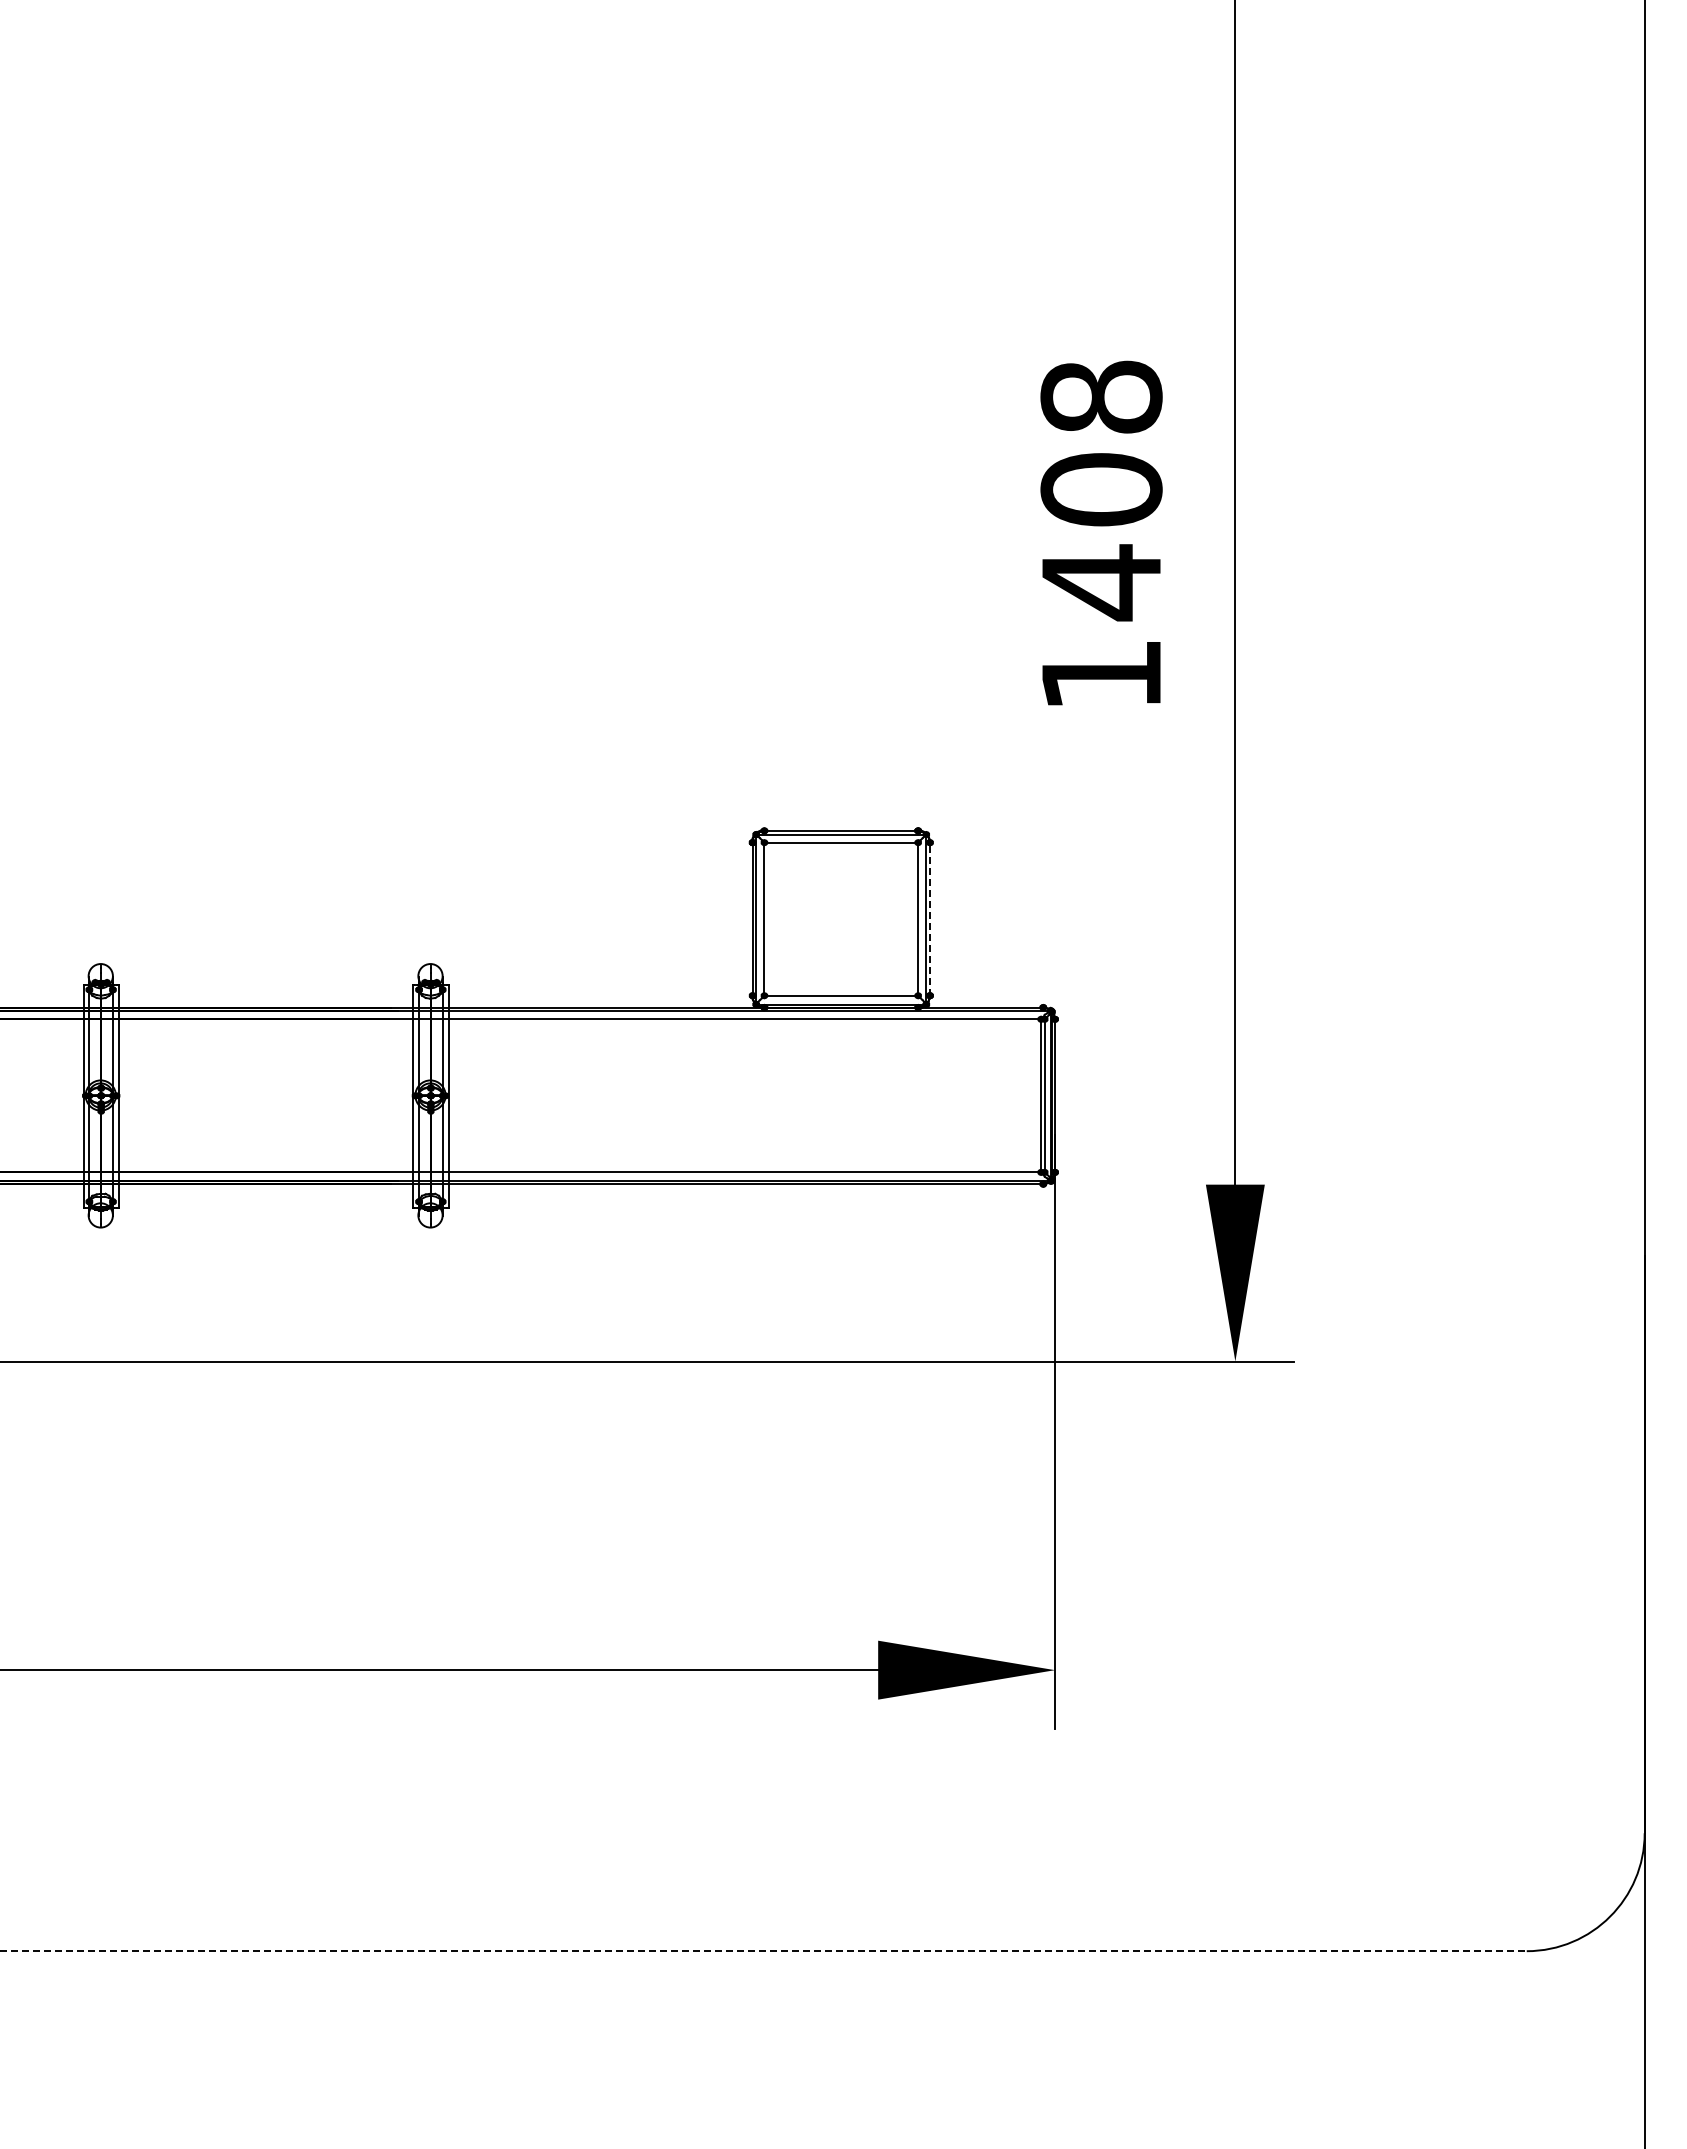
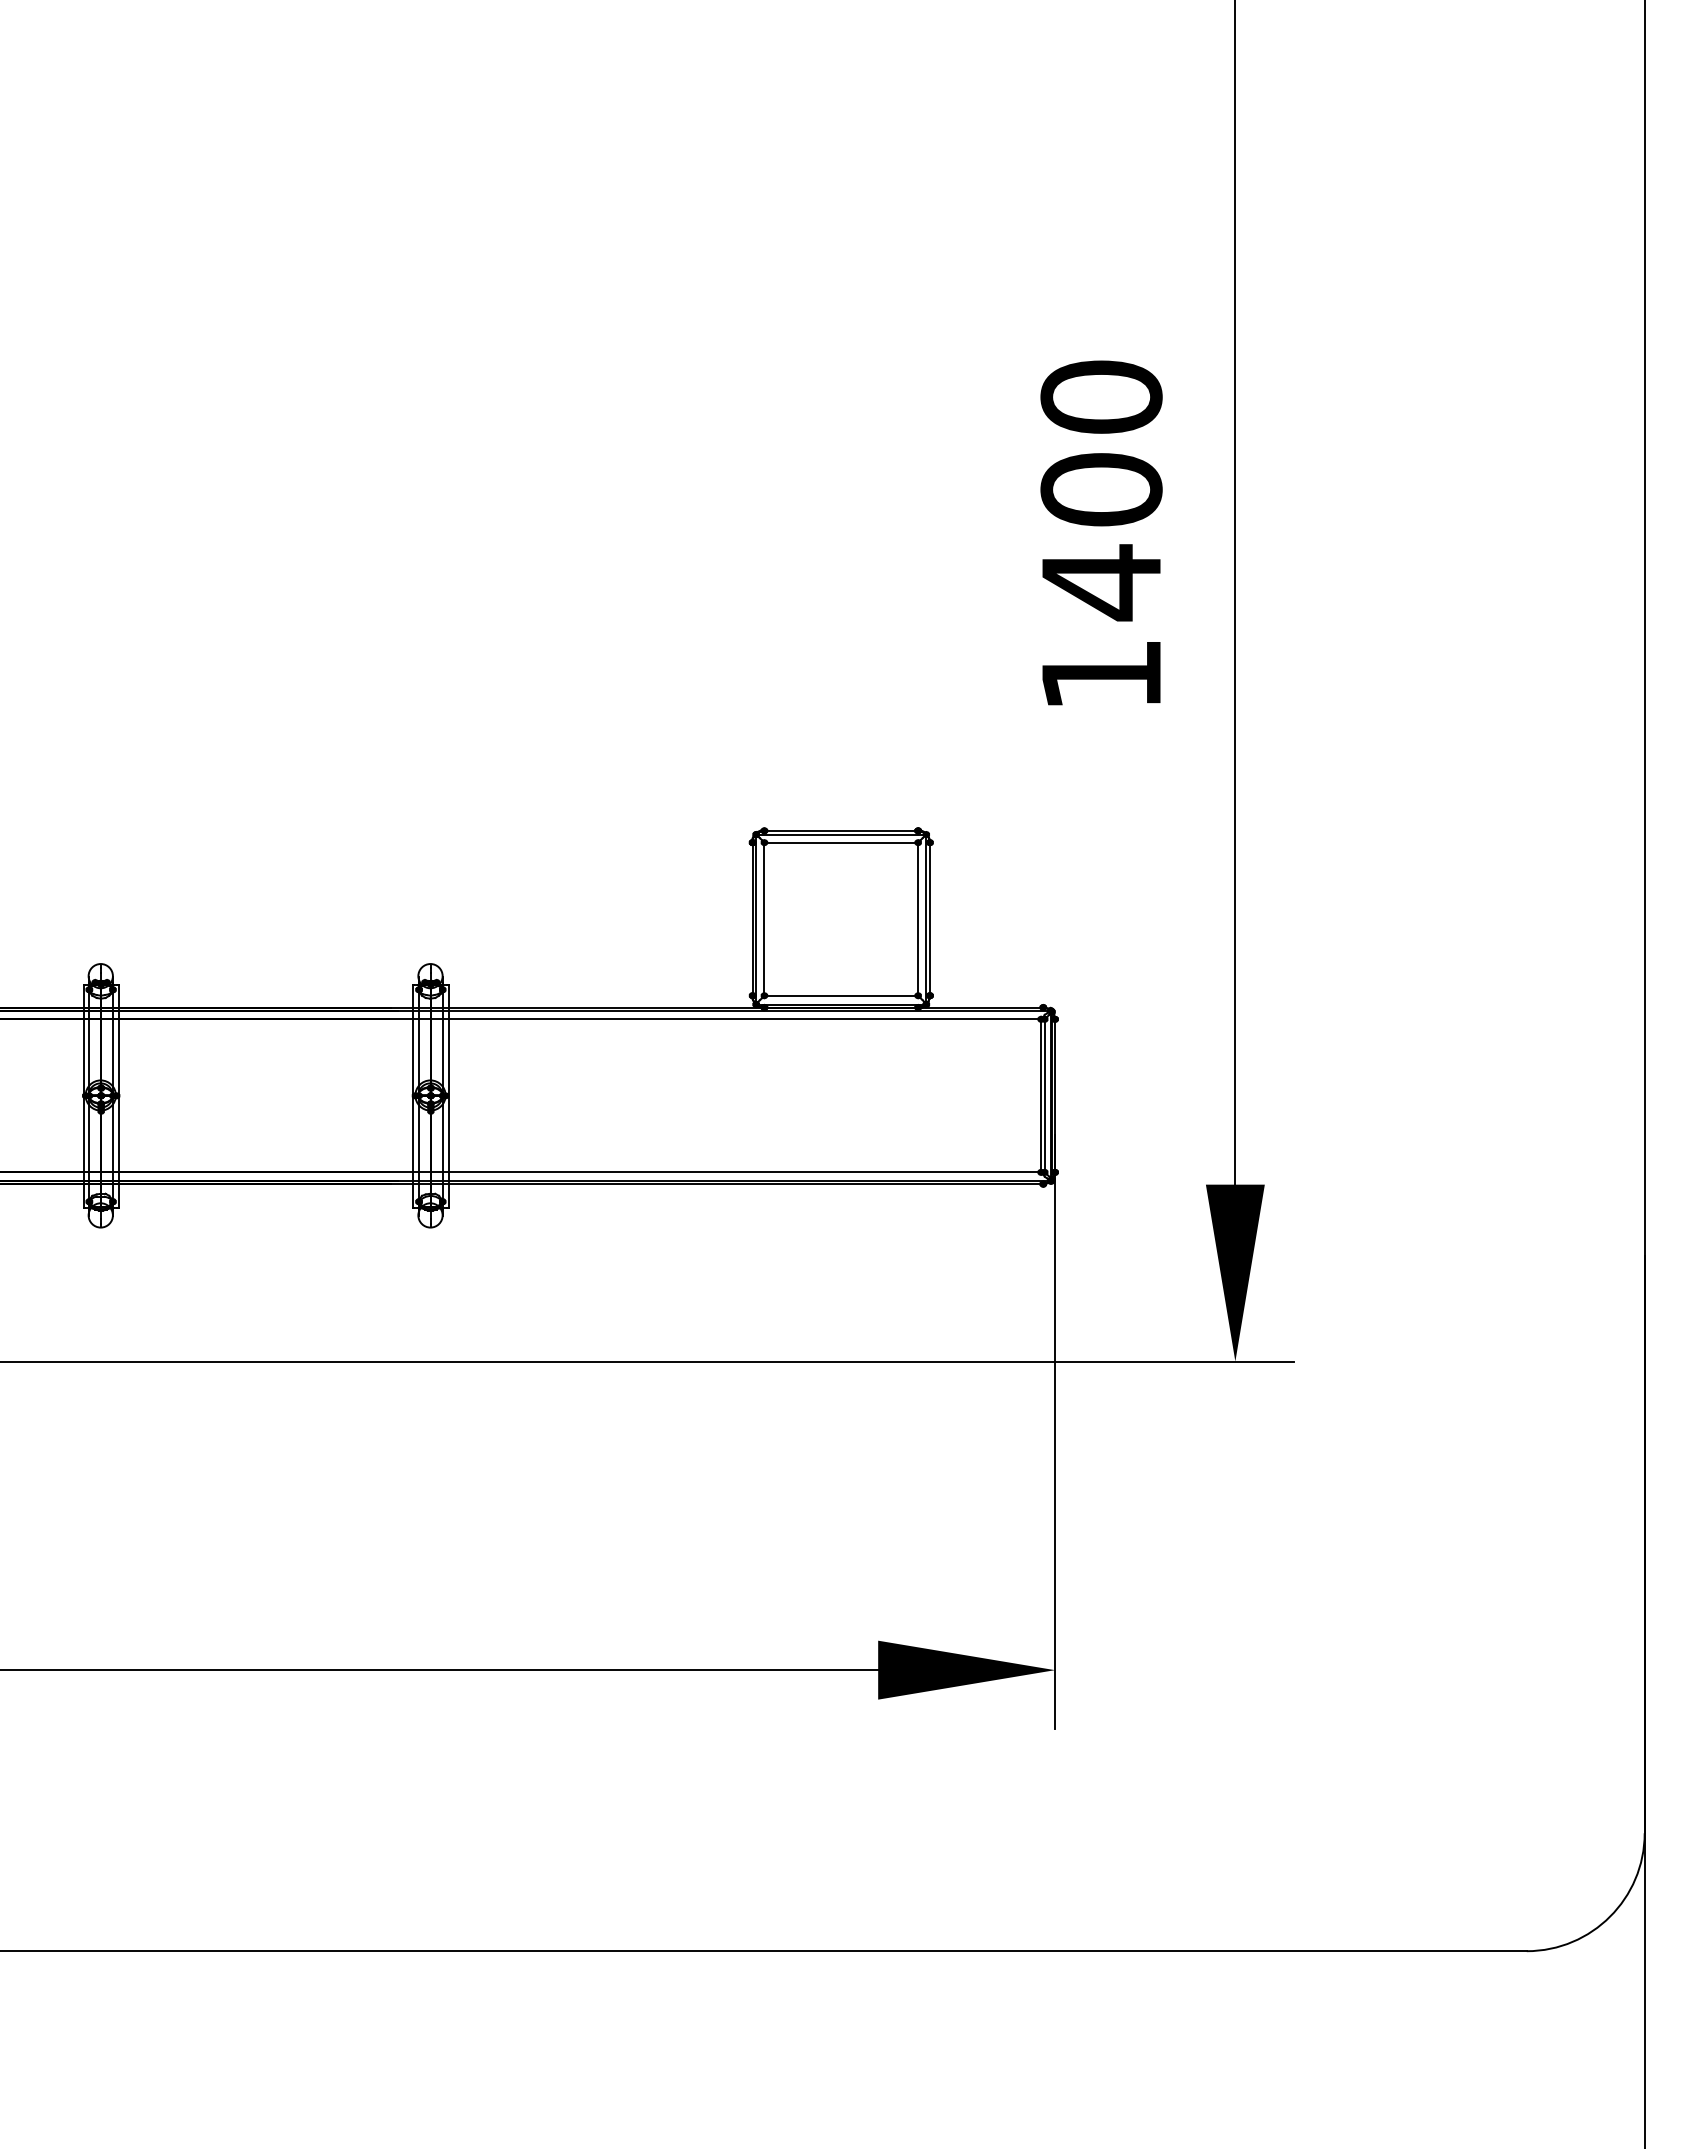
text: 1408 -> 1400 (1101, 396)
line: dashed -> solid (930, 919)
line: dashed -> solid (764, 1951)
